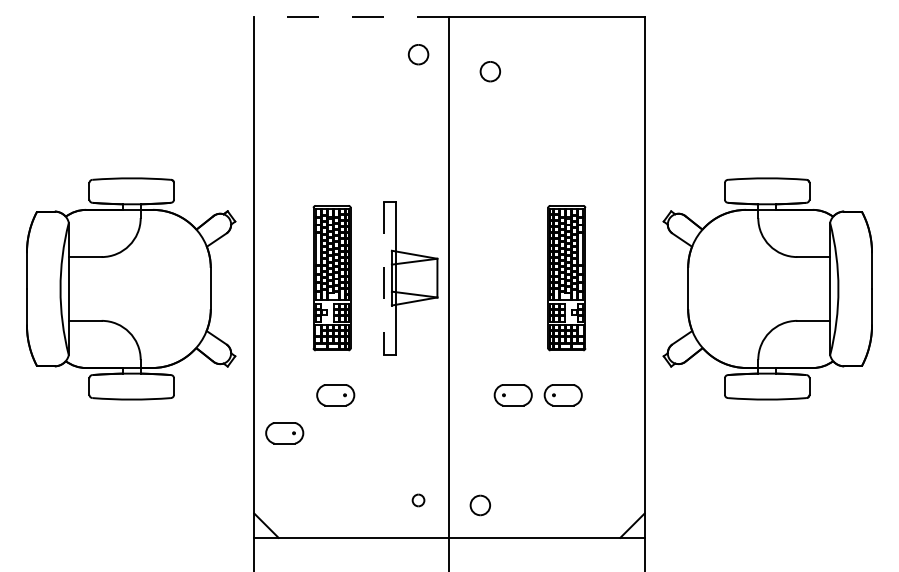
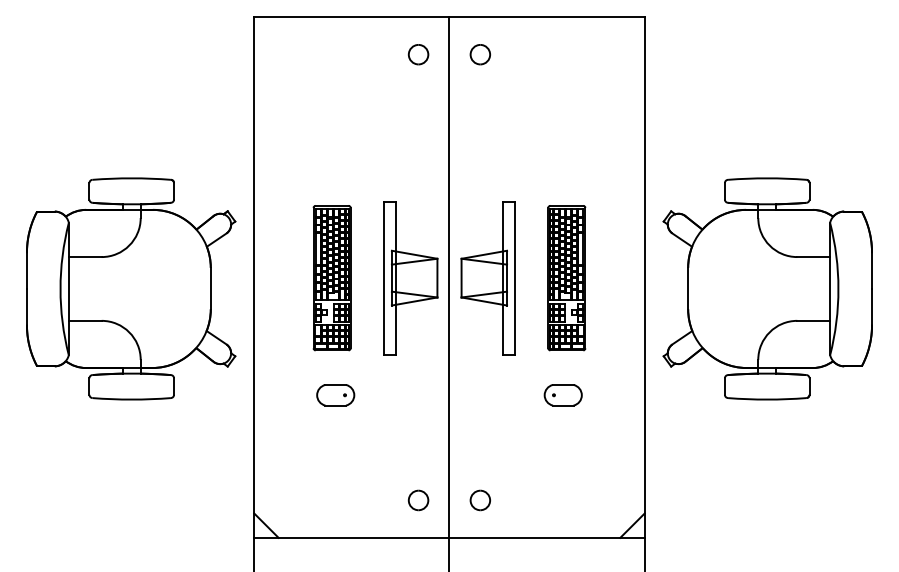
line: dashed -> solid (351, 17)
part position: (489, 71) -> (479, 54) (479, 54)
line: dashed -> solid (383, 278)
part: none -> present (487, 278)
part: present -> none (512, 395)
part: present -> none (284, 433)
part size: 15x15 px -> 23x23 px (418, 500)
part position: (479, 505) -> (479, 500) (479, 500)
